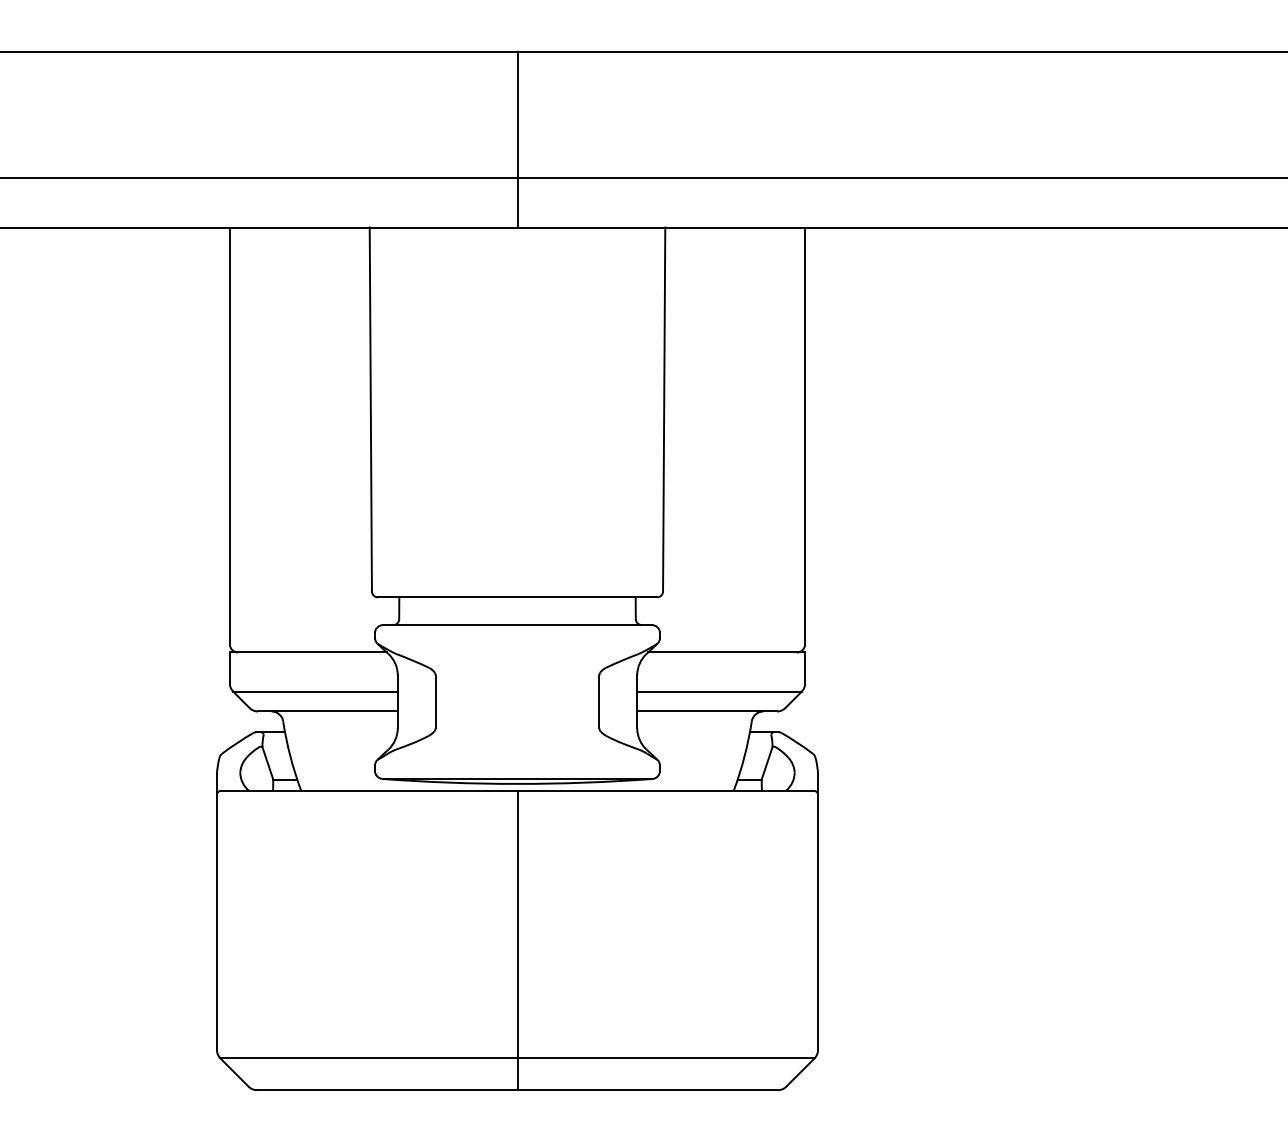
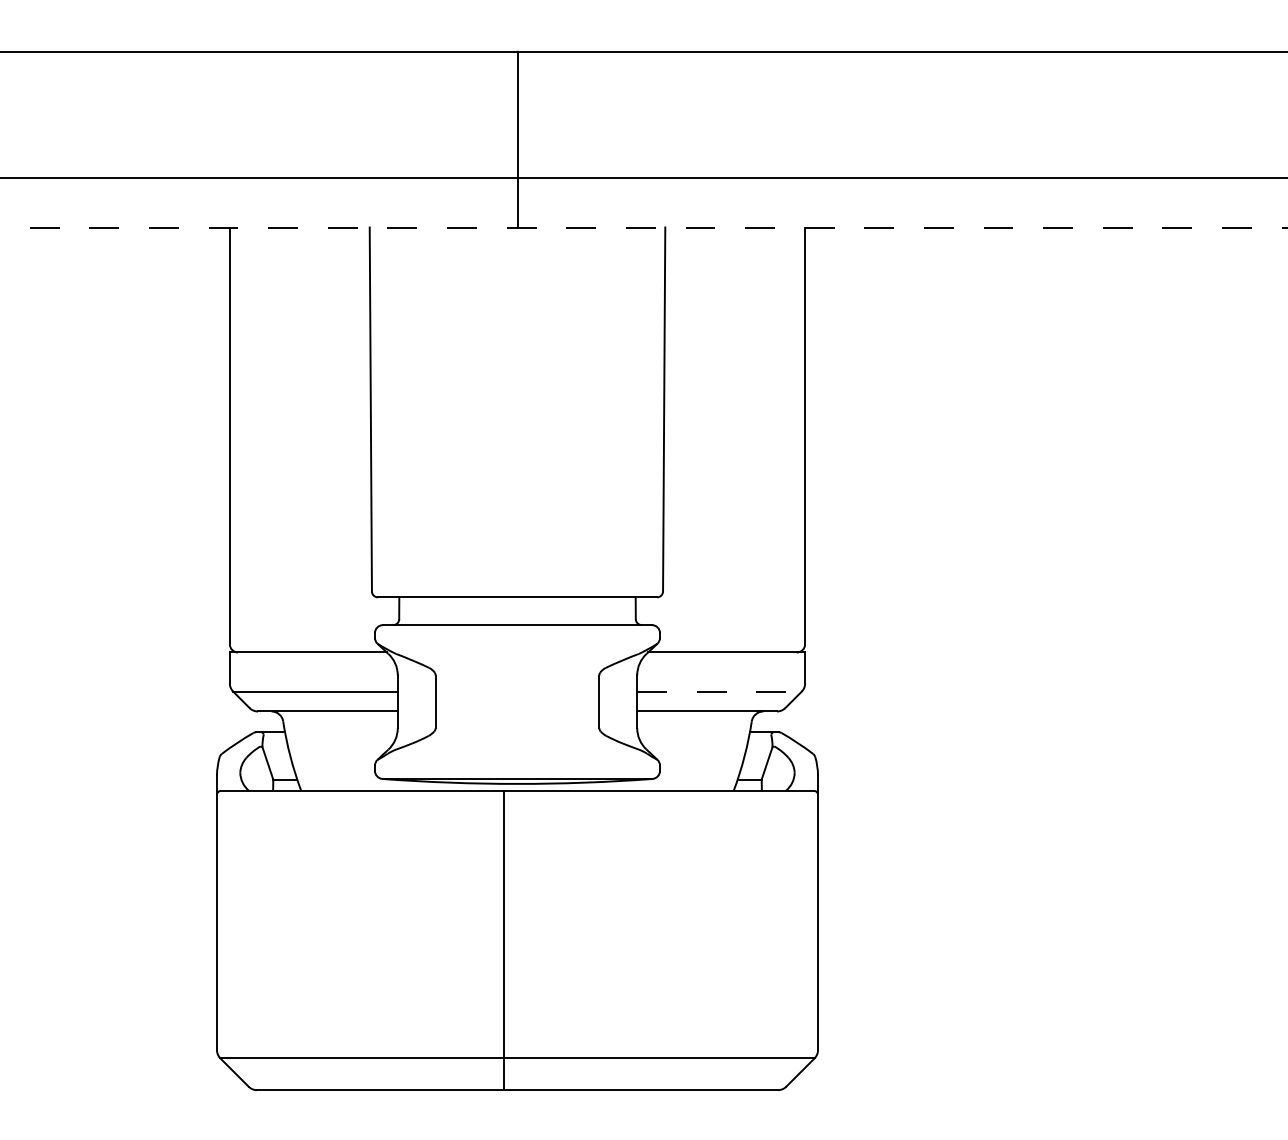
line: solid -> dashed (643, 227)
line: solid -> dashed (719, 691)
line position: (517, 940) -> (503, 940) (503, 940)
